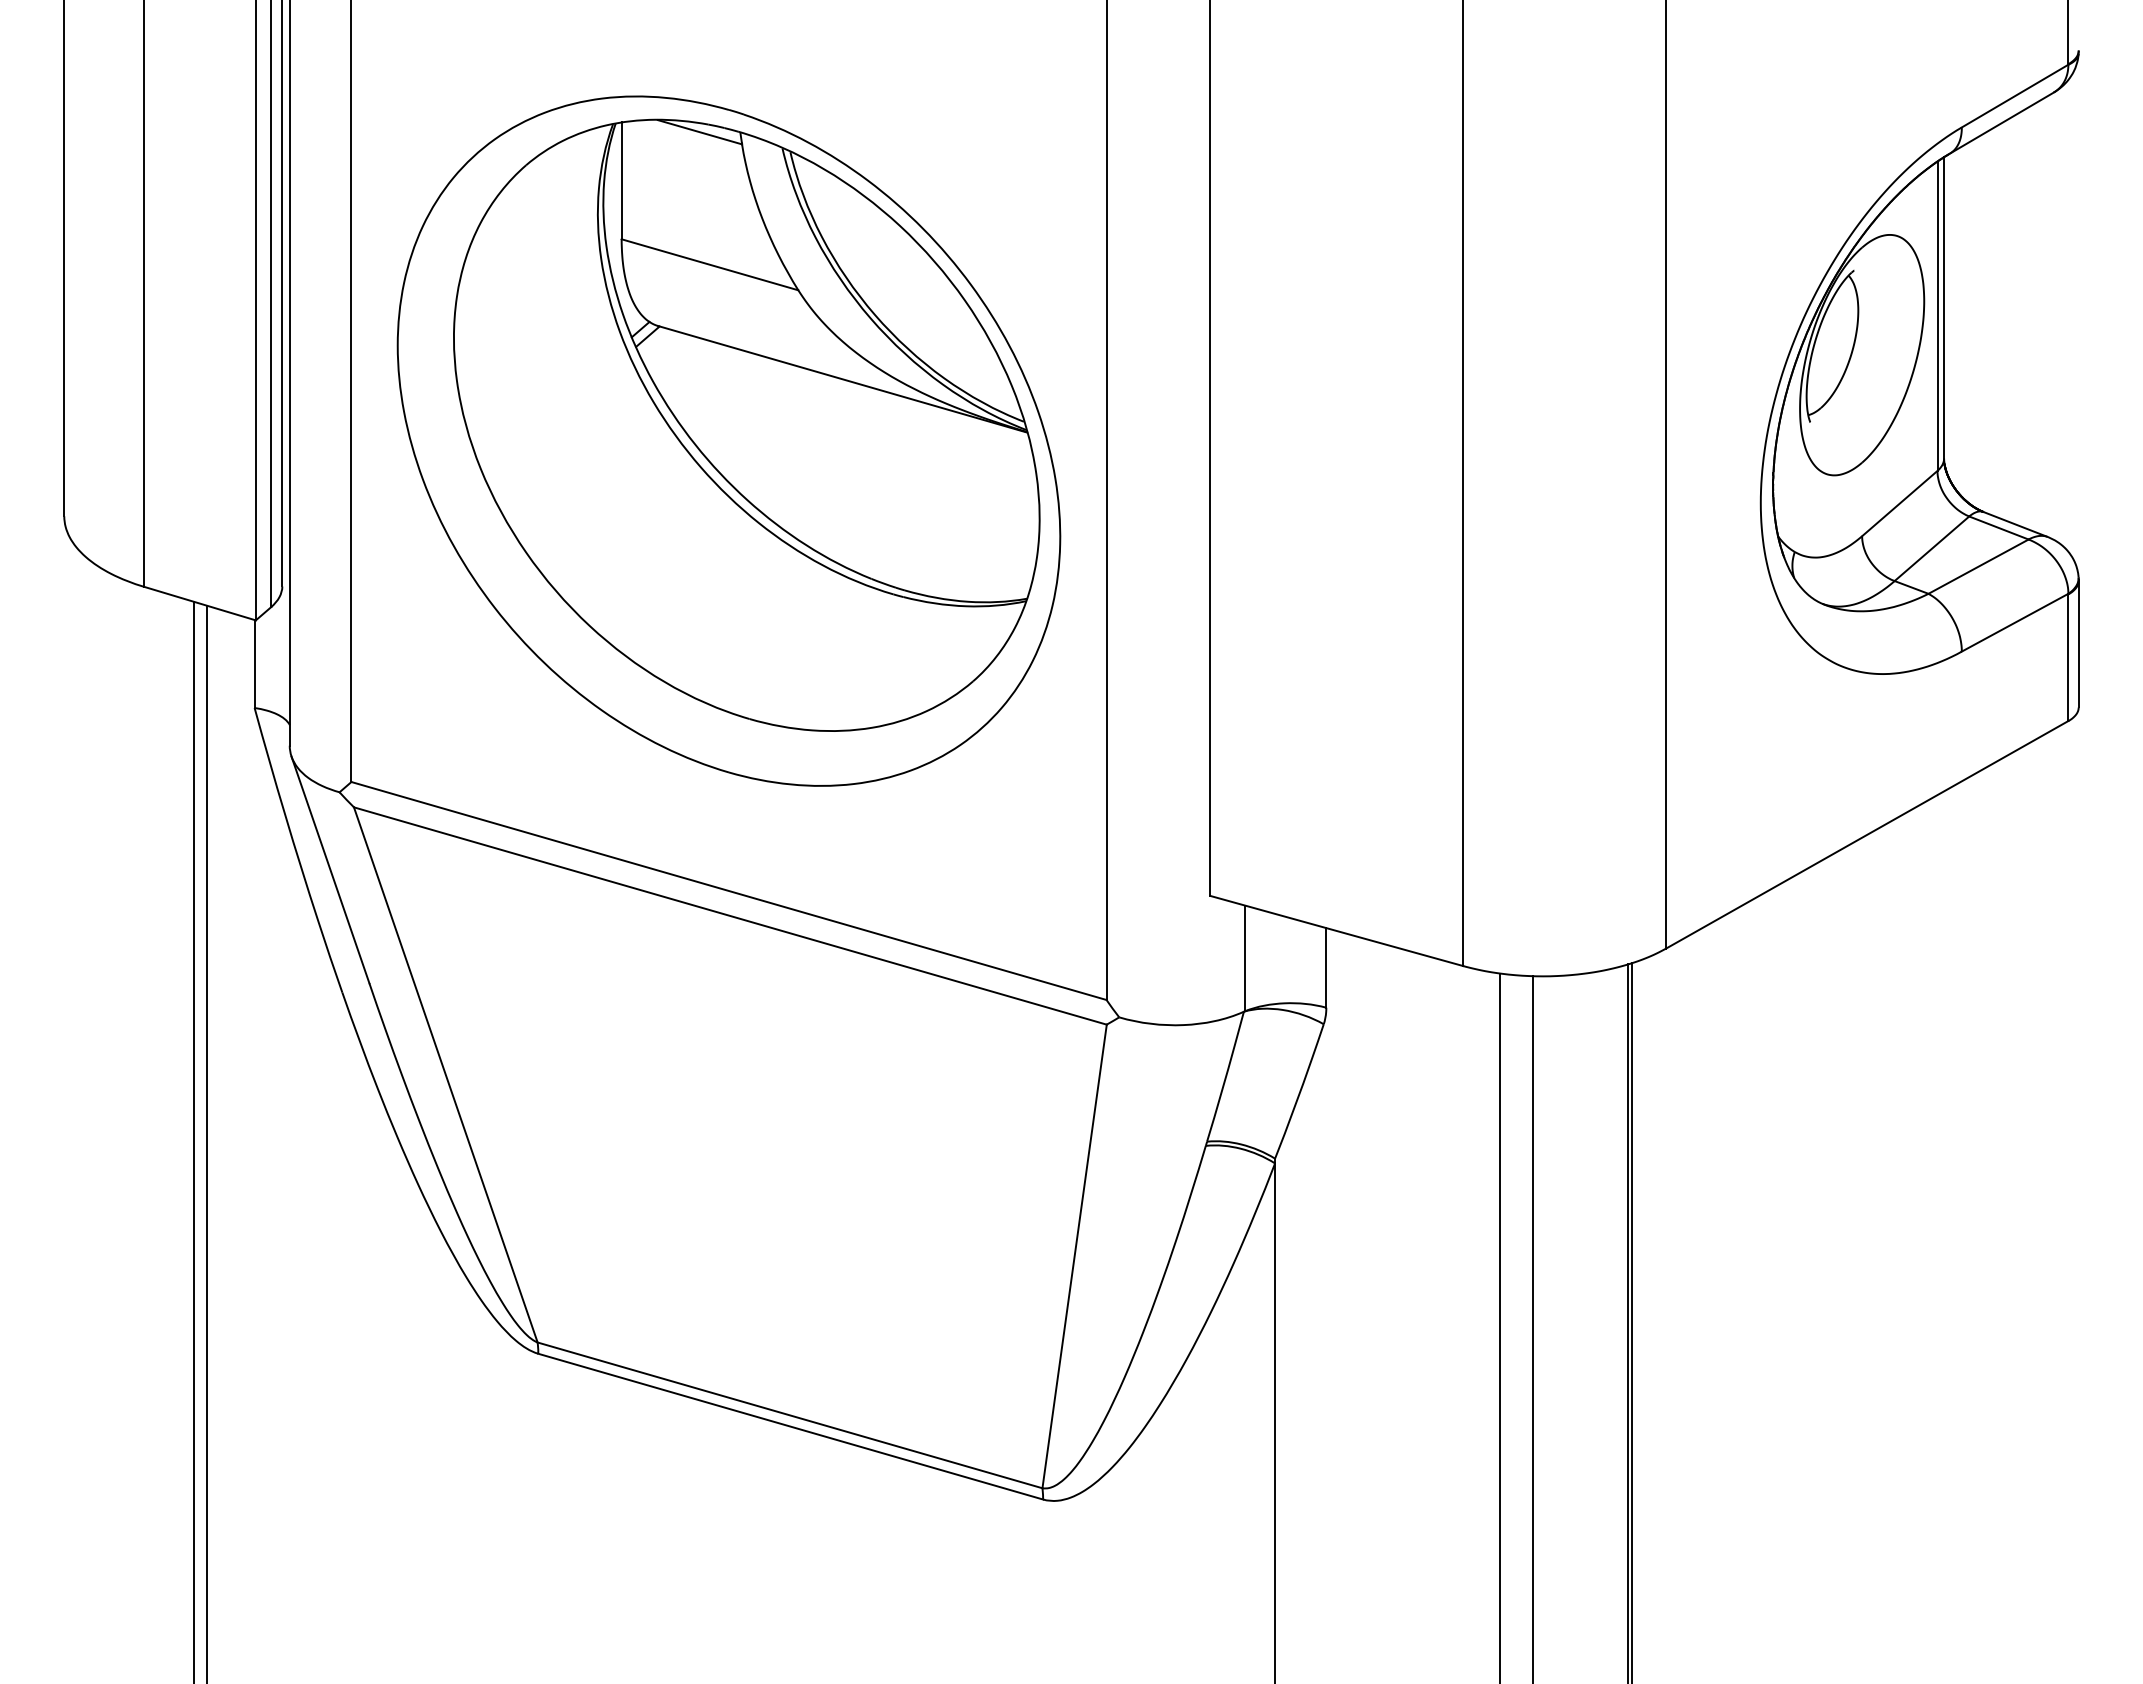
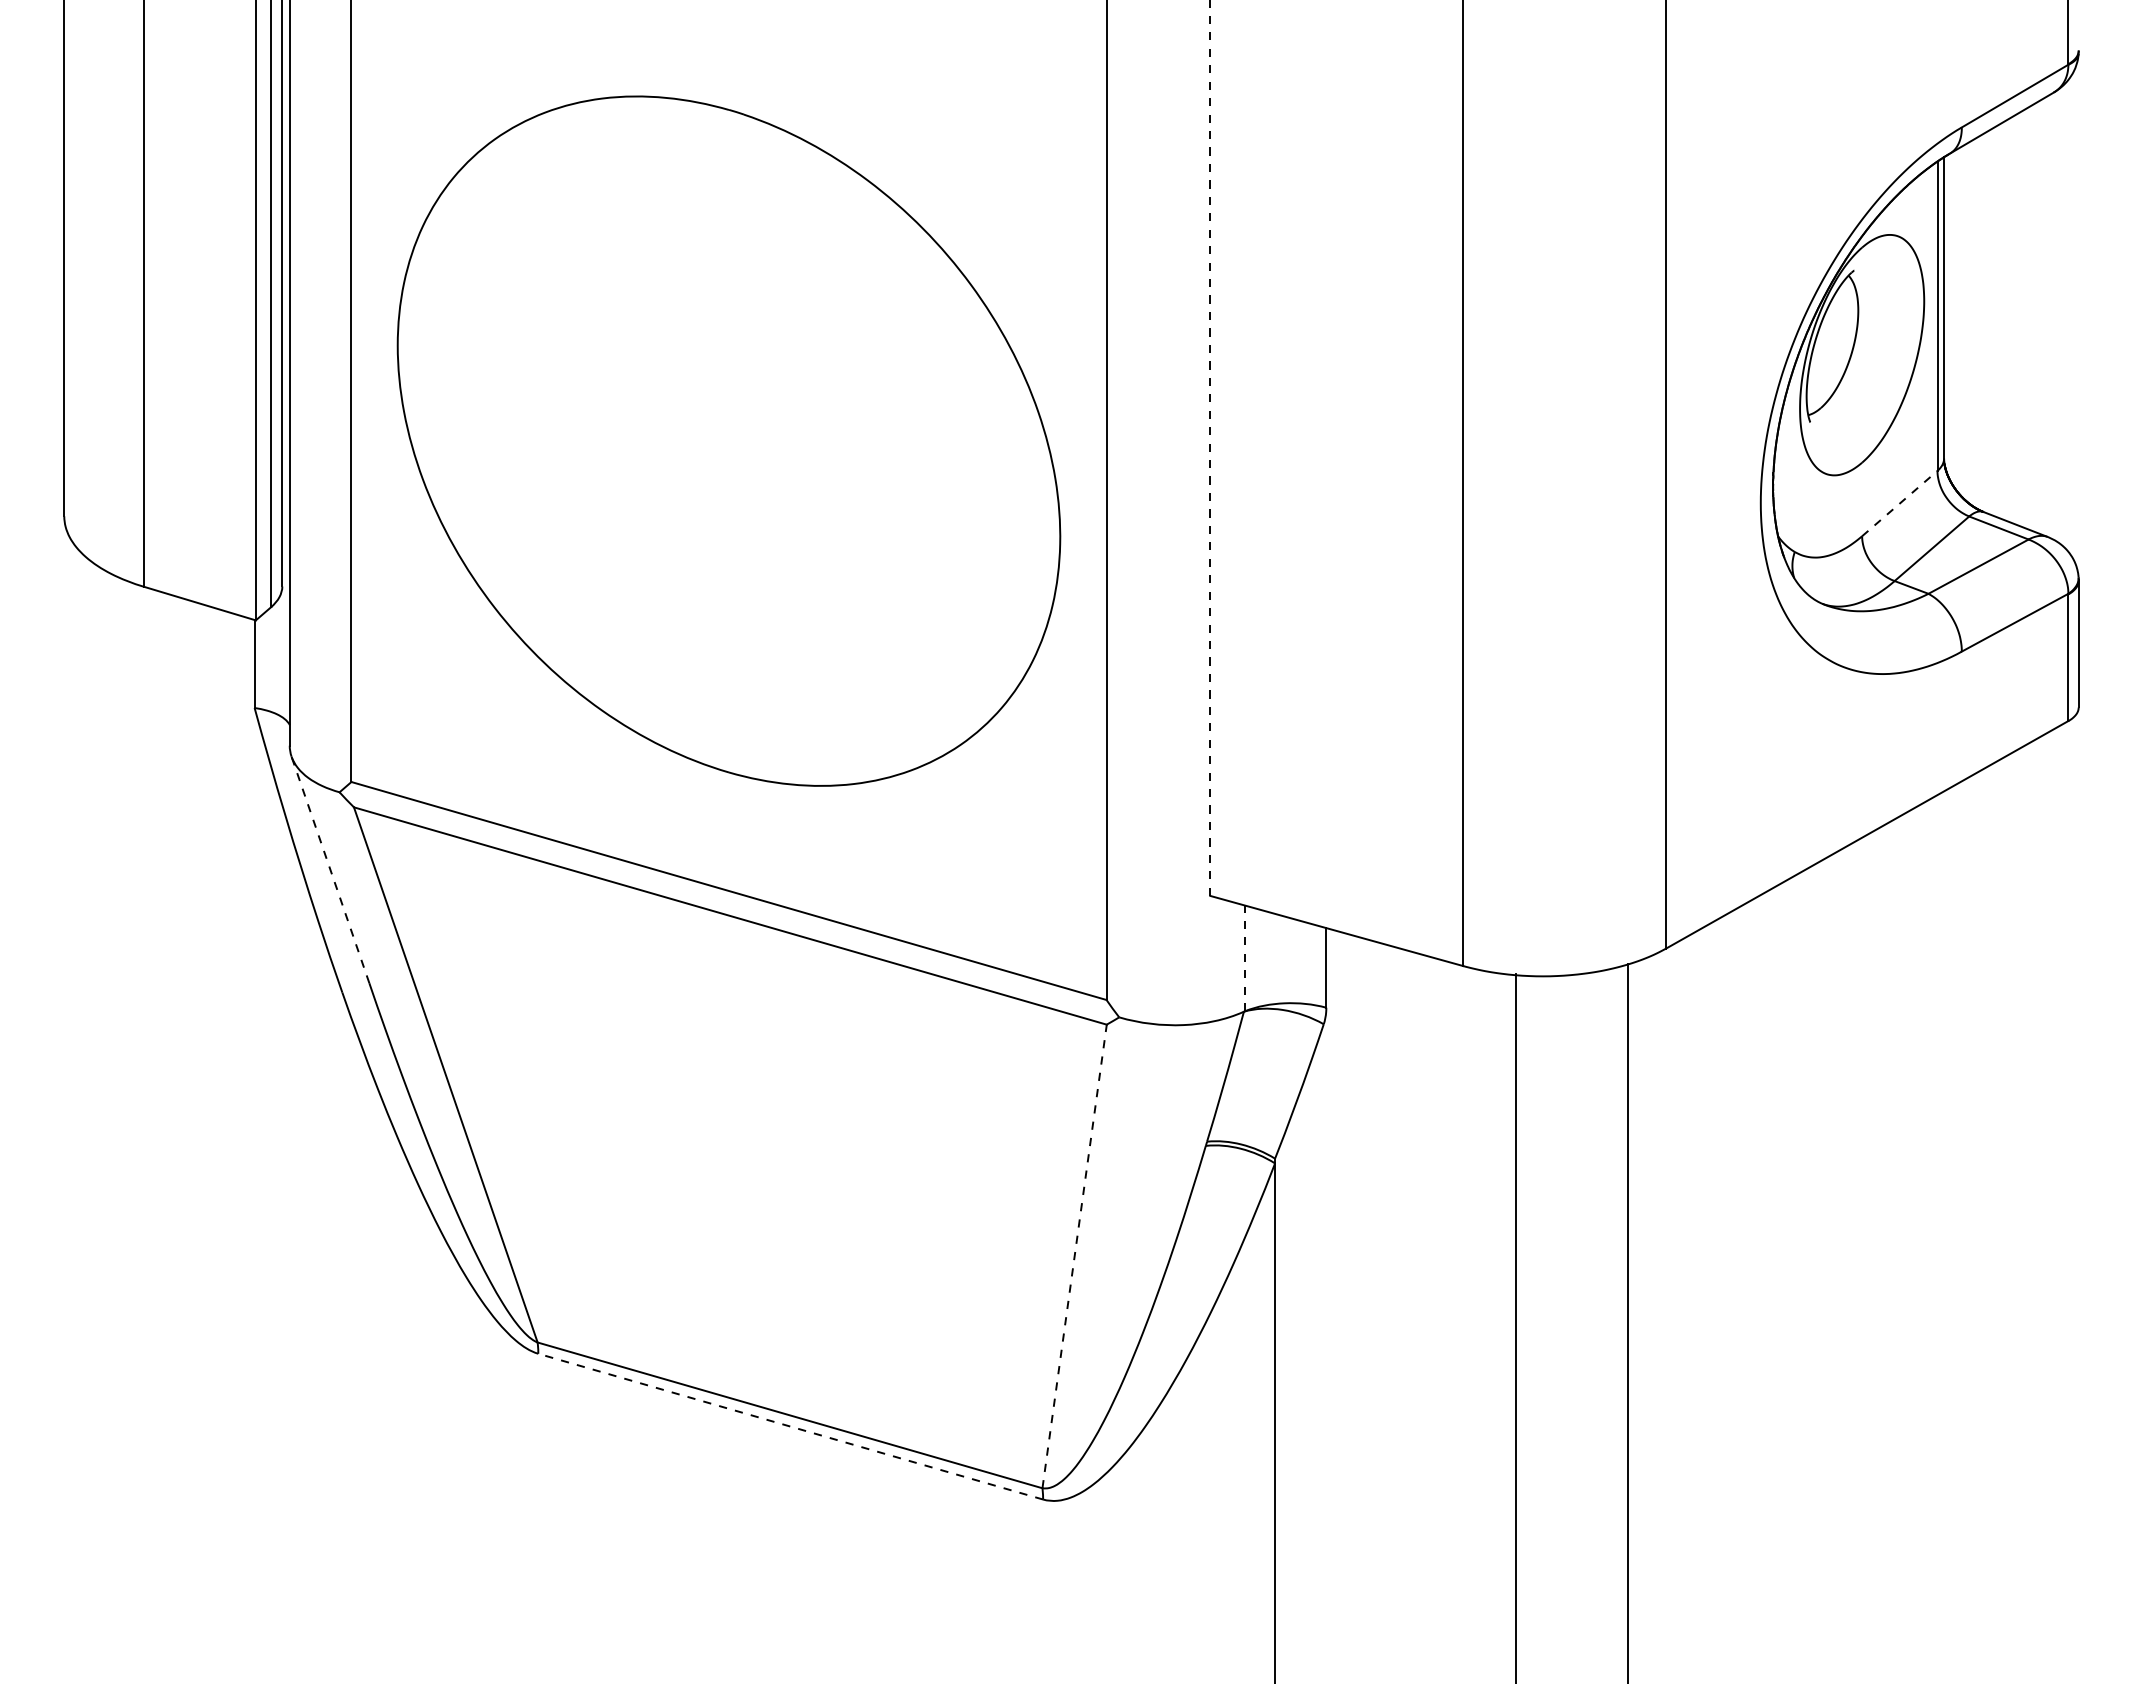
part: present -> none (746, 424)
line: solid -> dashed (1210, 448)
line: solid -> dashed (1899, 503)
line: solid -> dashed (330, 869)
line: solid -> dashed (1244, 958)
line: present -> none (194, 1140)
line: present -> none (206, 1142)
line: solid -> dashed (1074, 1255)
line: present -> none (1631, 1321)
line position: (1499, 1326) -> (1515, 1326) (1515, 1326)
line: present -> none (1532, 1328)
line: solid -> dashed (790, 1426)
